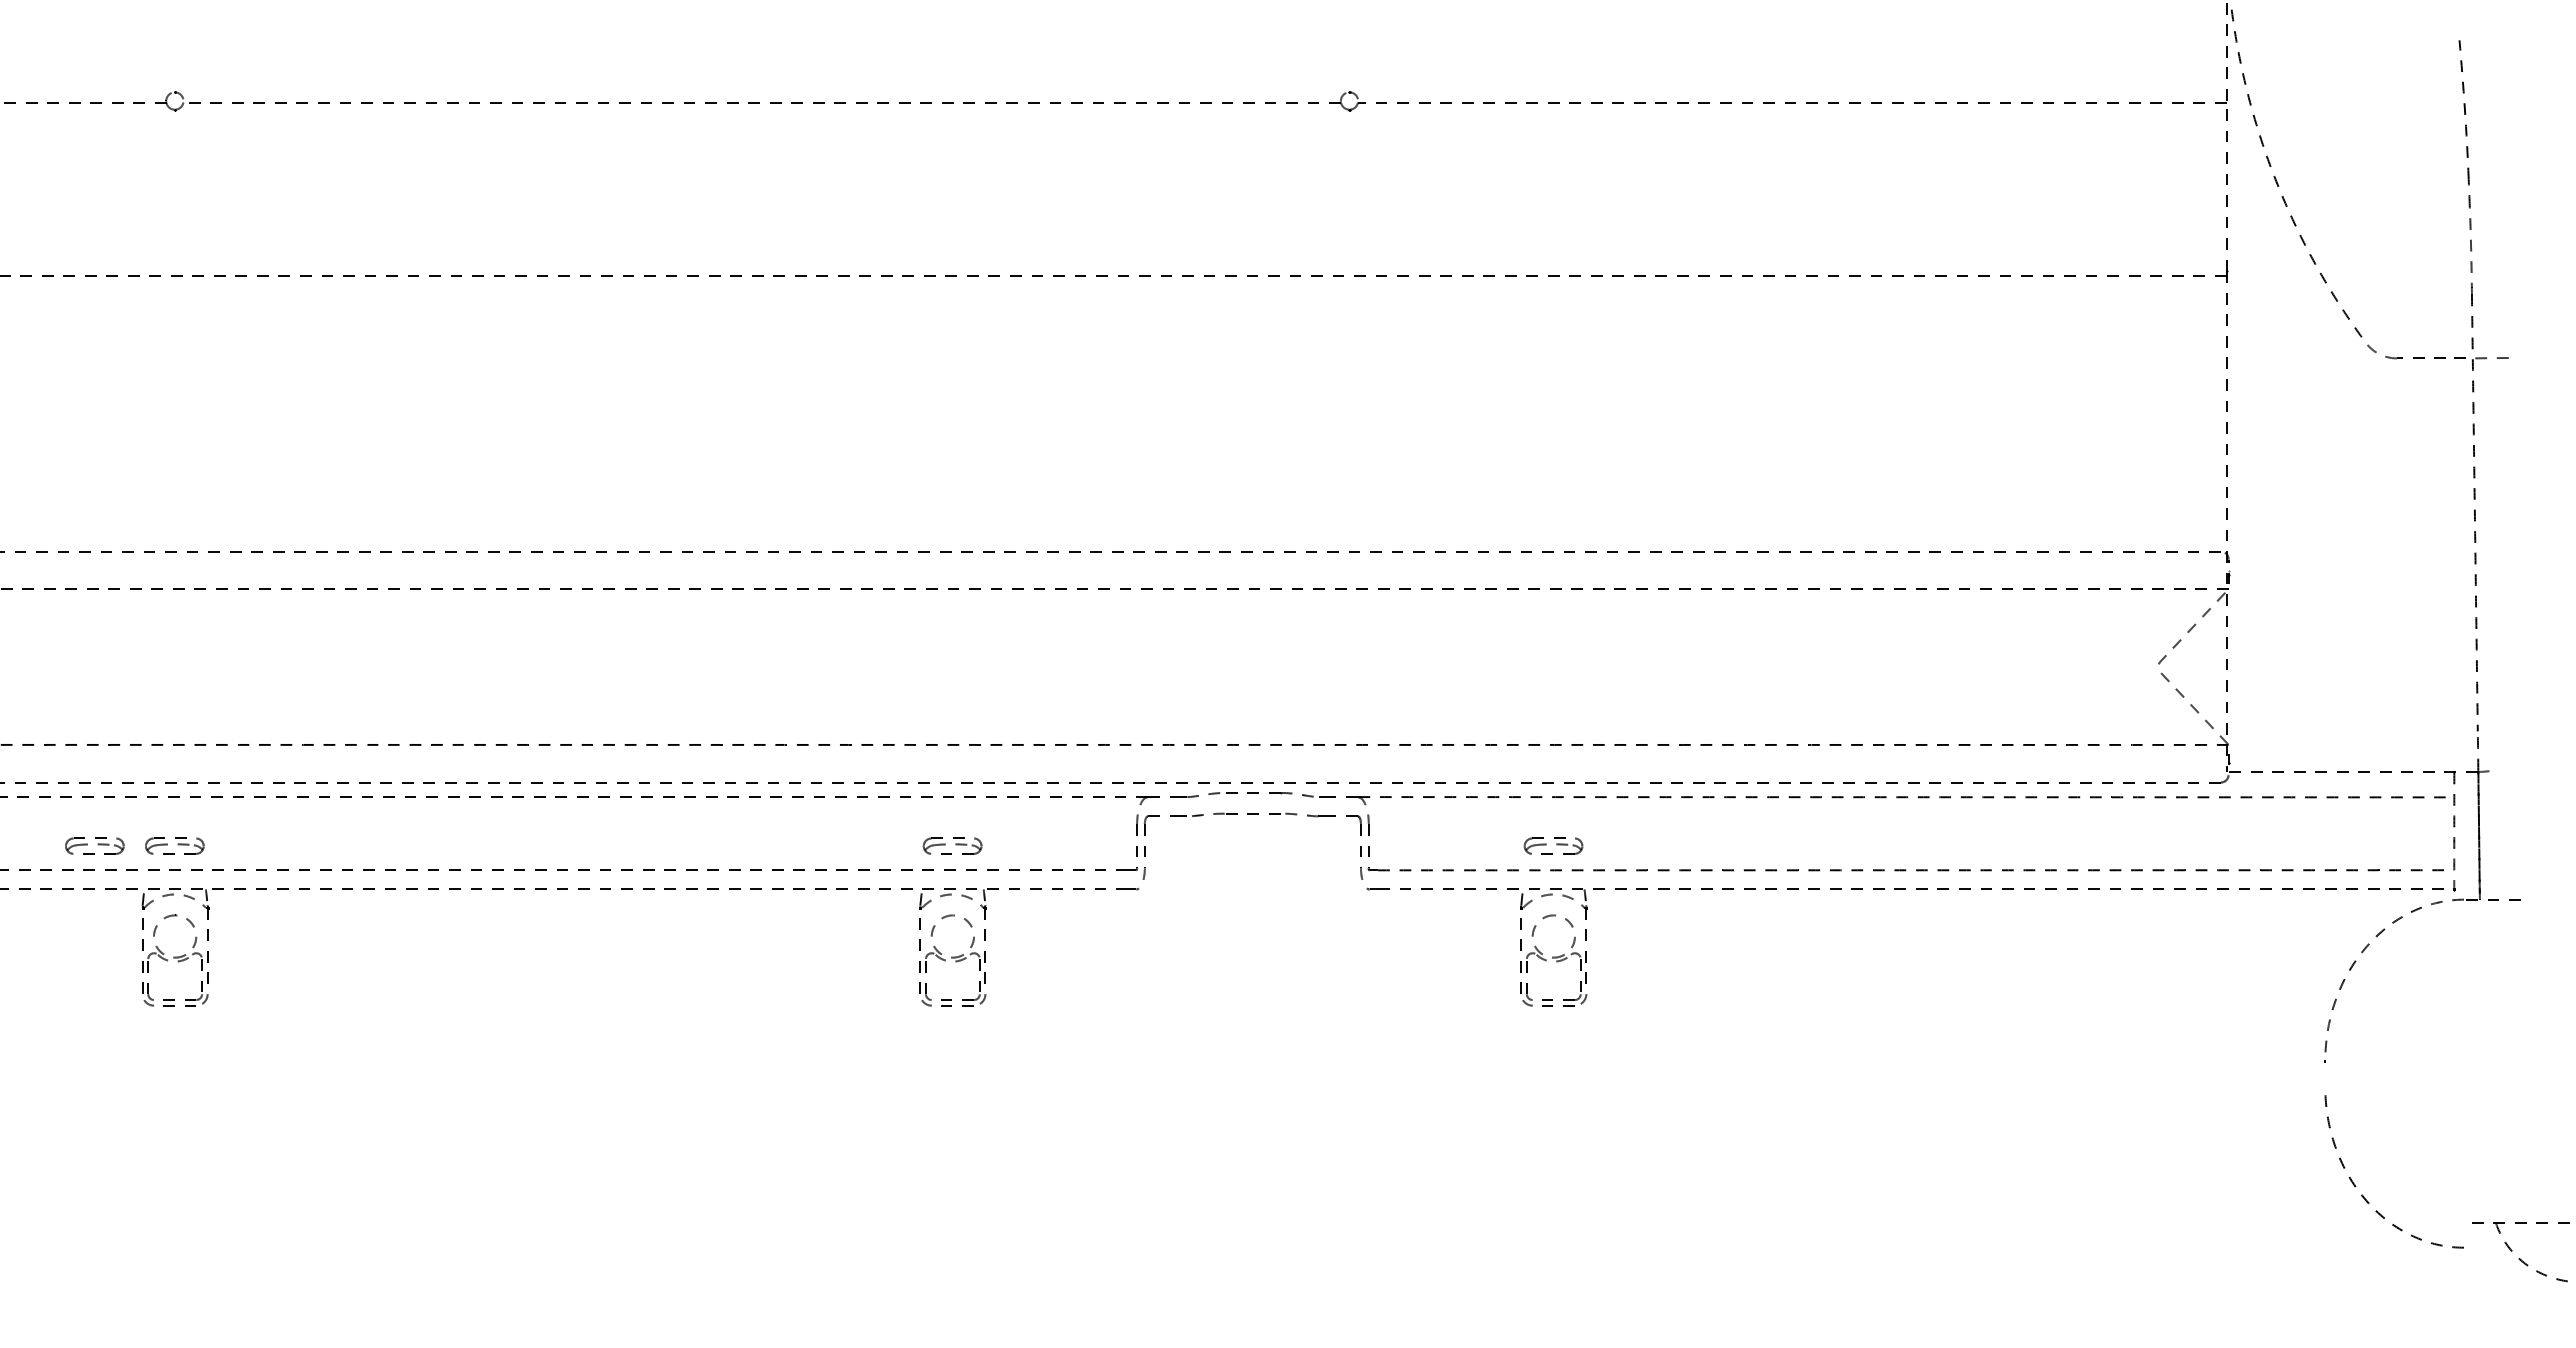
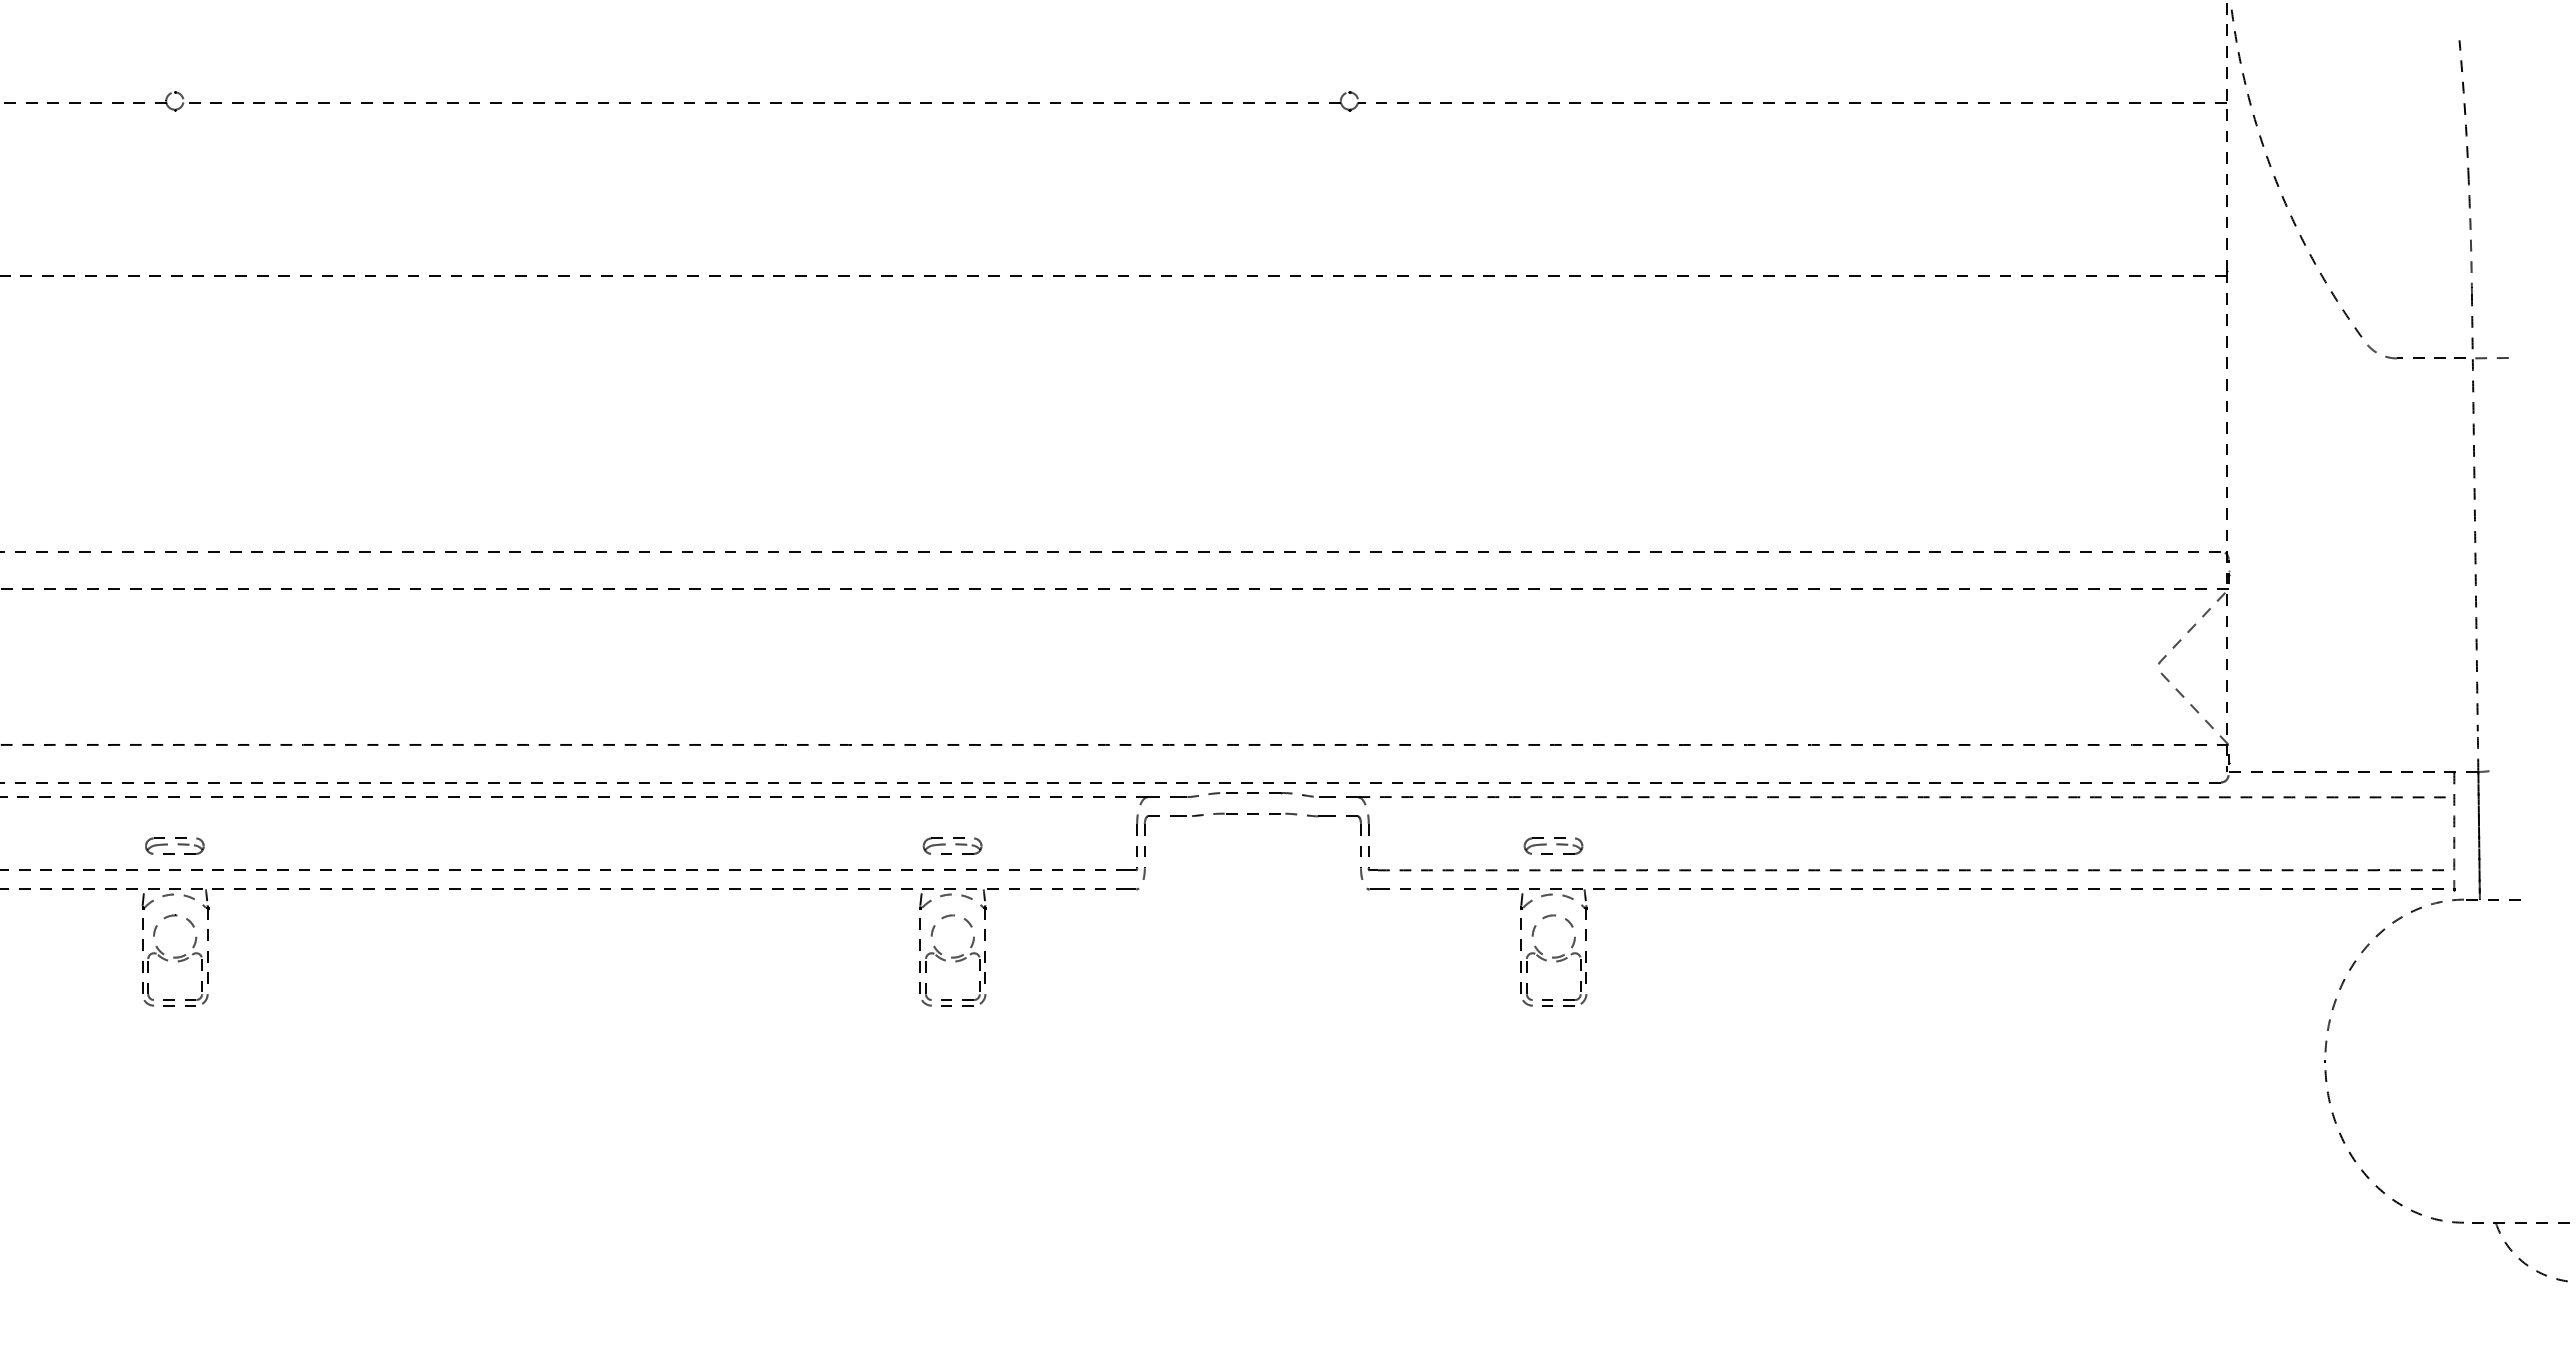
part: present -> none (94, 845)
curve position: (2364, 1196) -> (2364, 1171) (2364, 1171)
